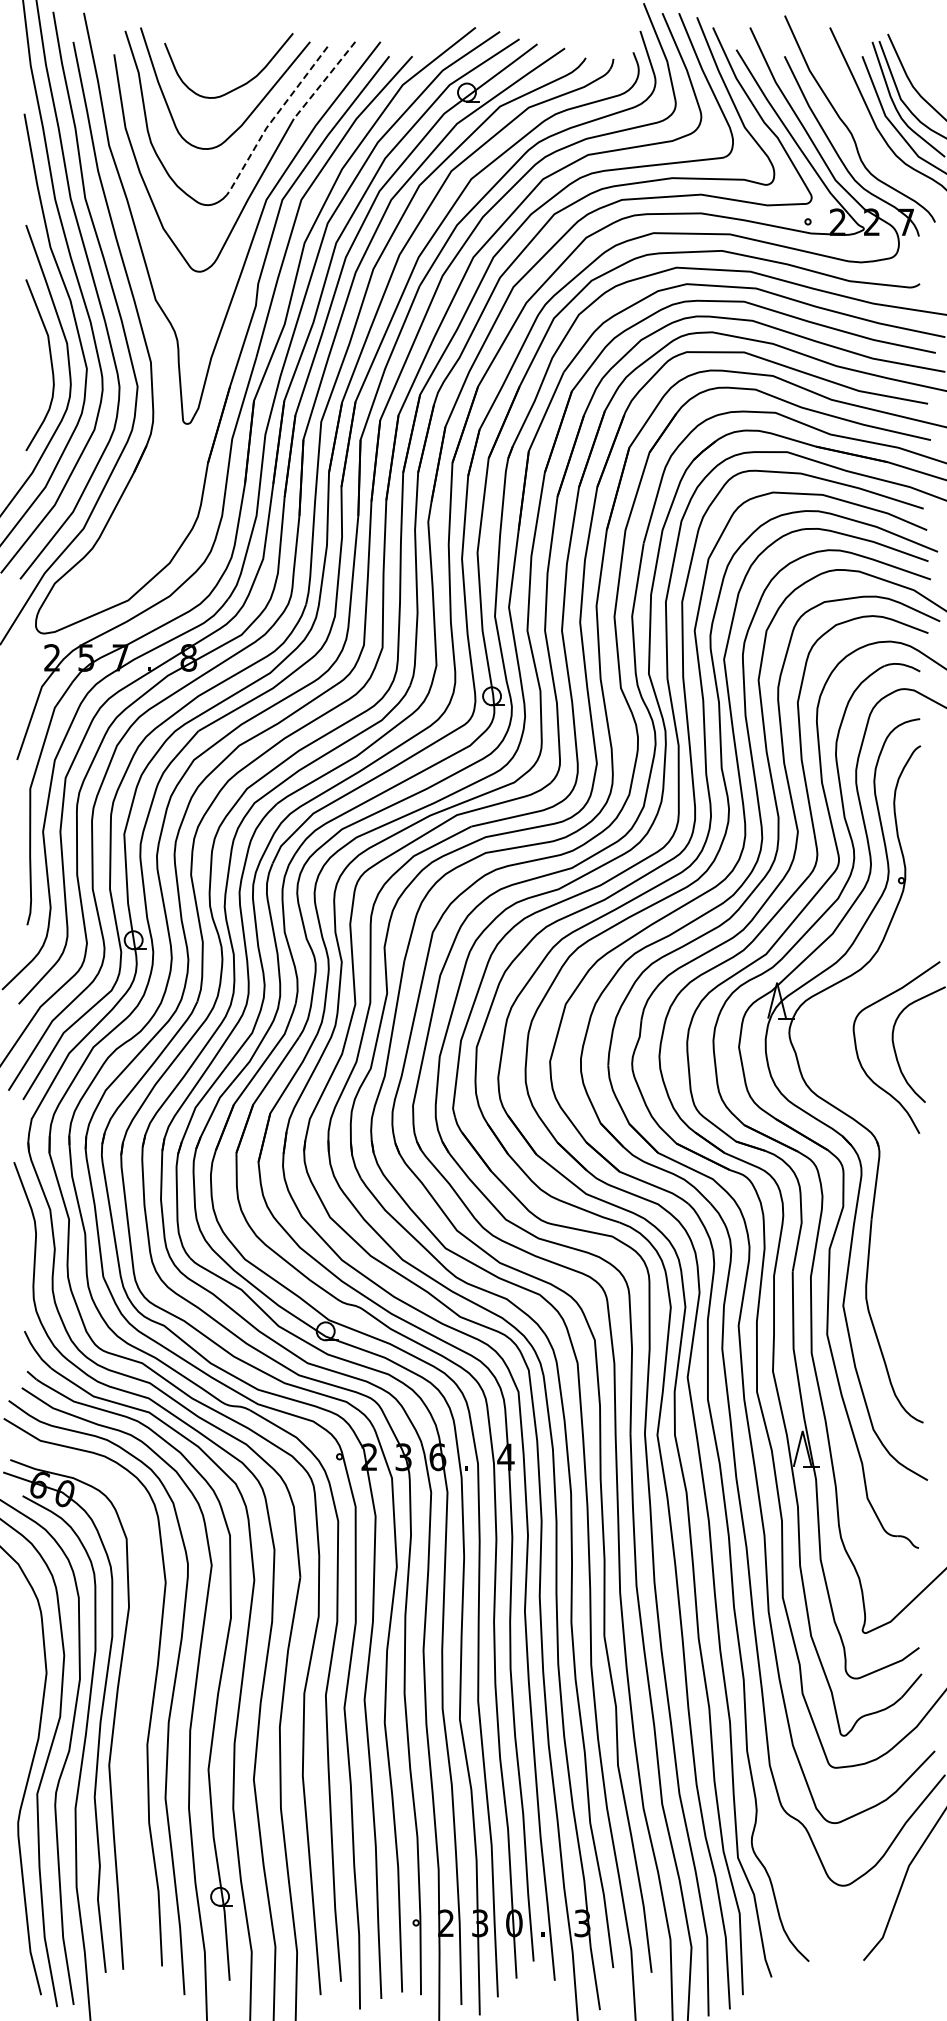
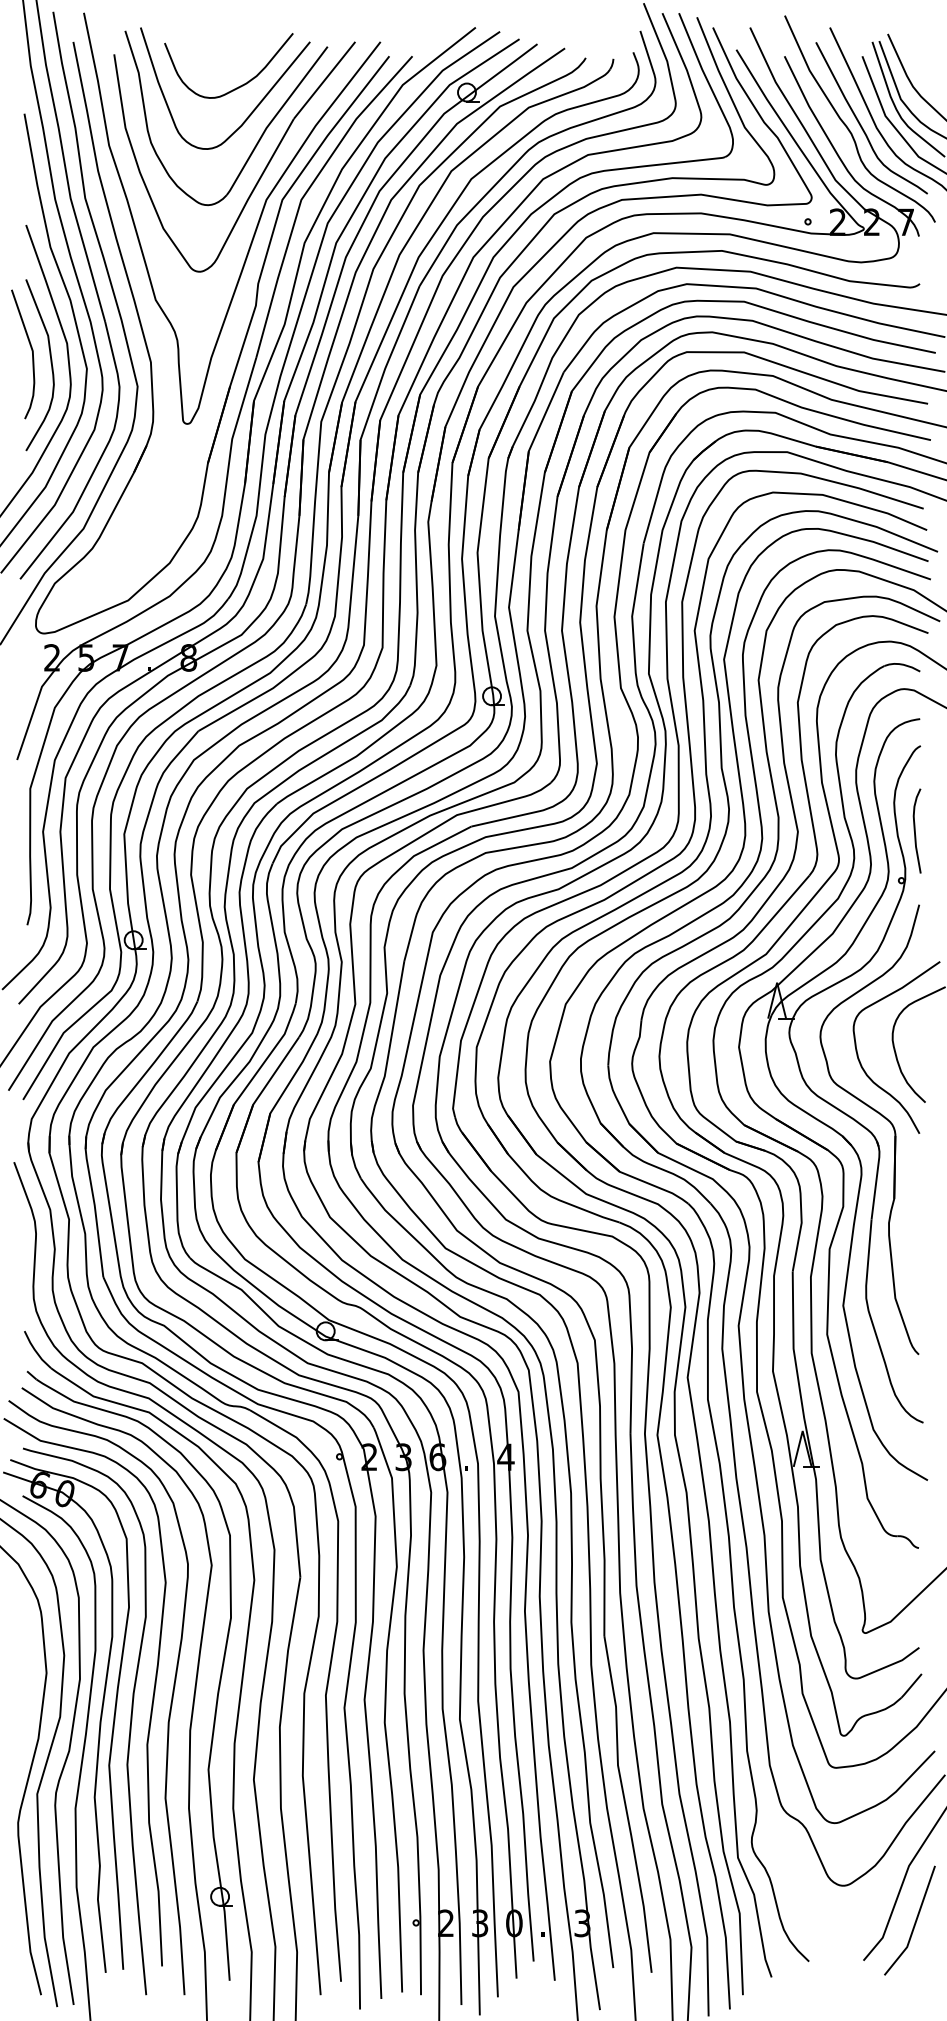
line: dashed -> solid (324, 80)
line: dashed -> solid (272, 120)
curve: none -> present (861, 124)
curve: none -> present (31, 351)
curve: none -> present (915, 830)
part: none -> present (881, 1116)
curve: none -> present (129, 1725)
line: none -> present (914, 1922)
